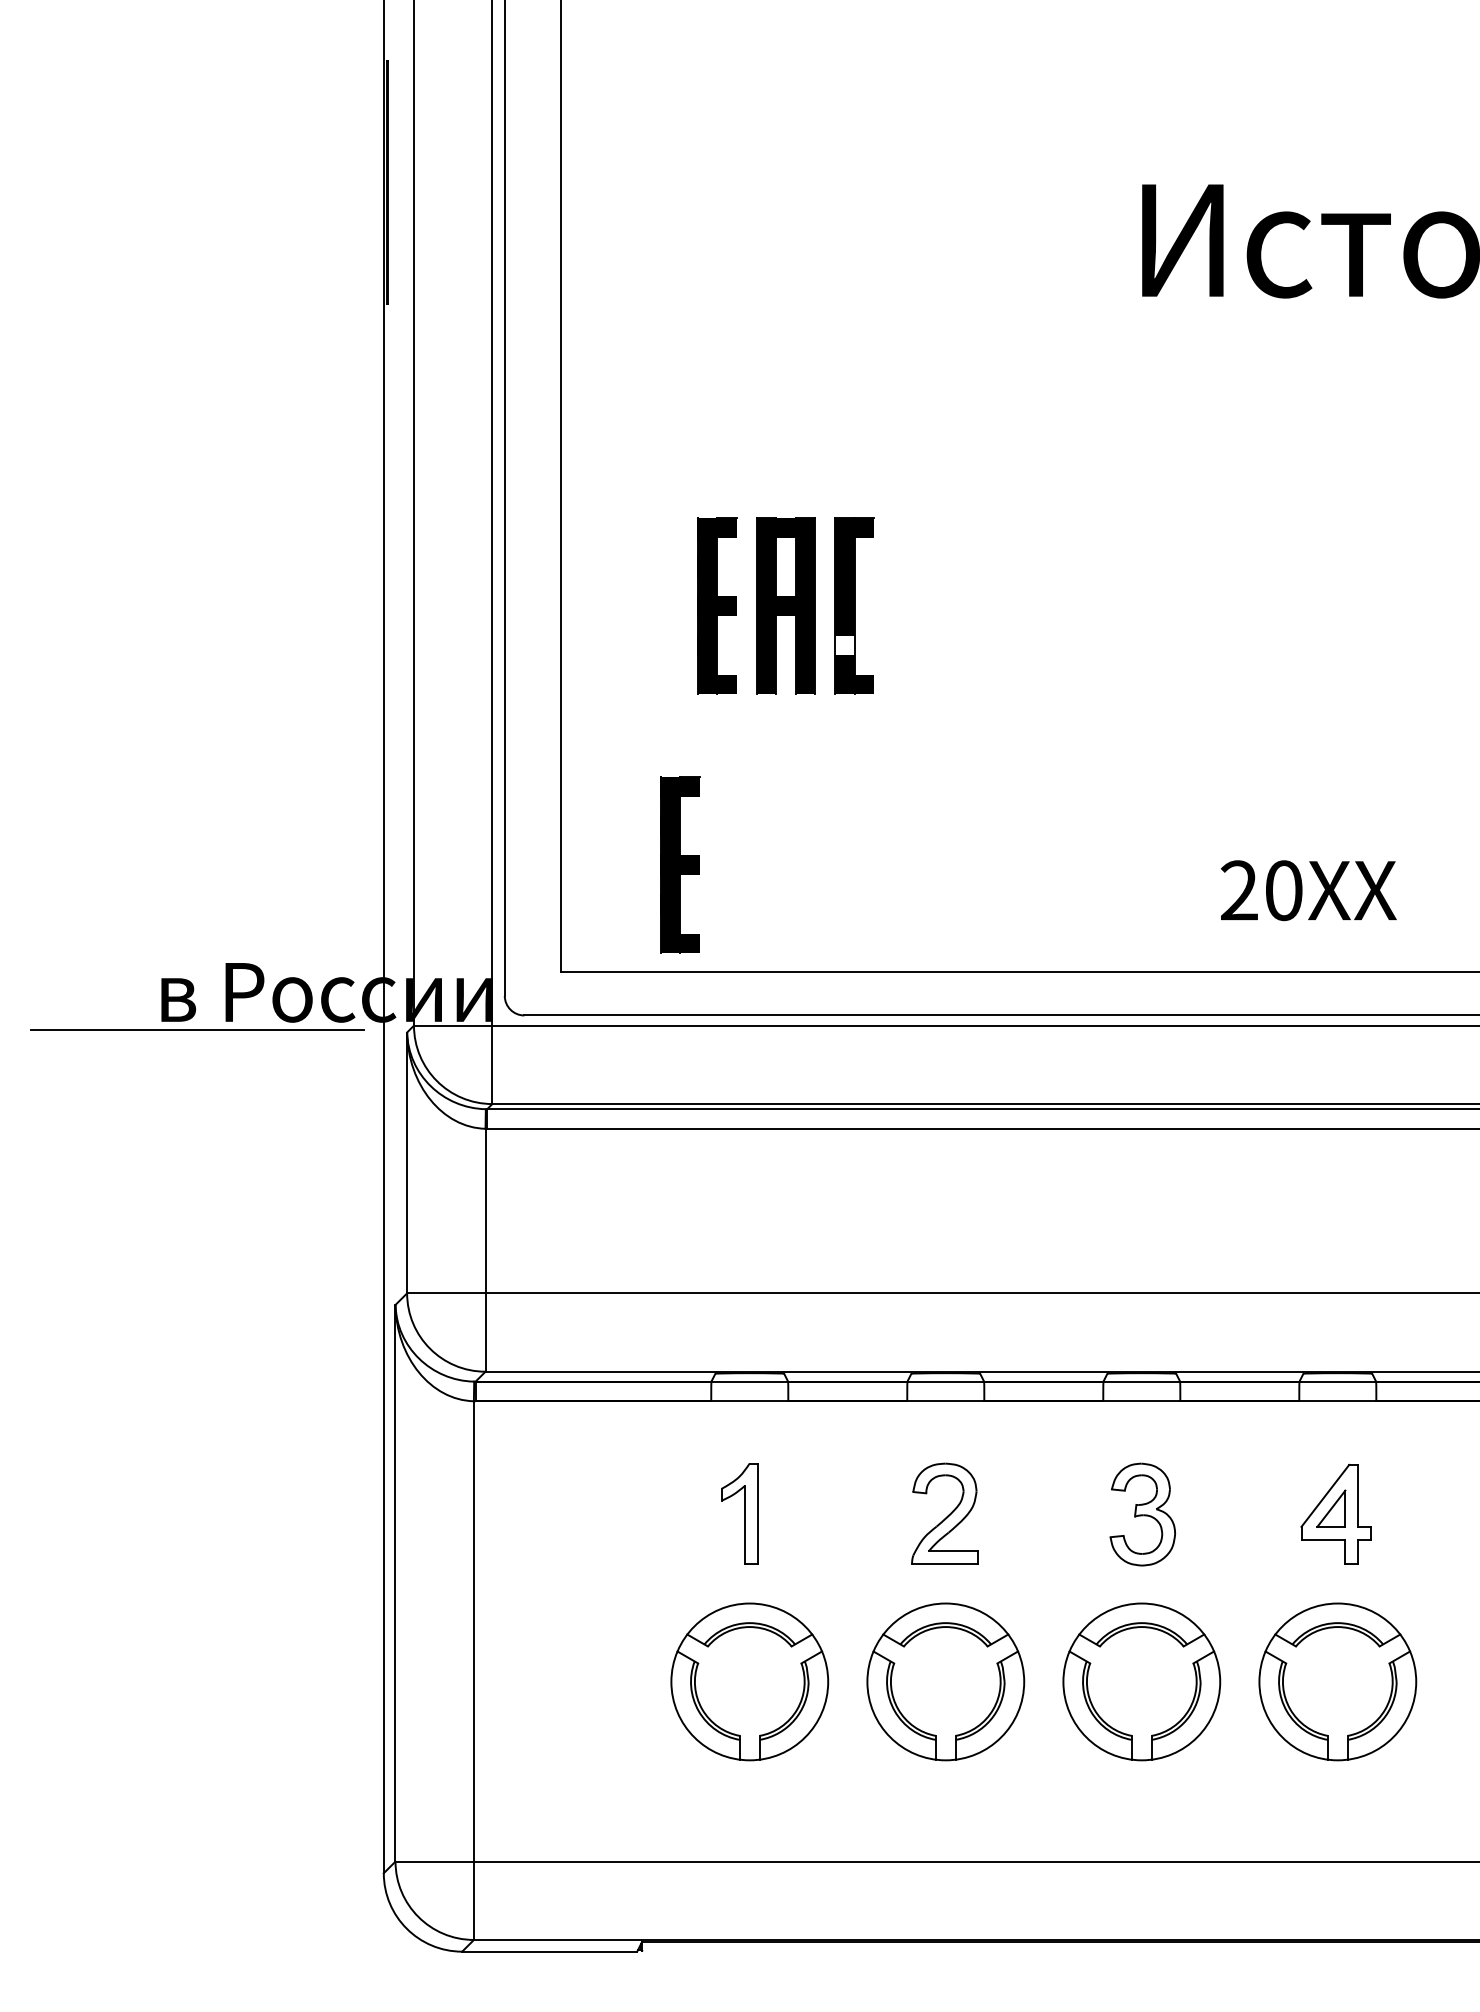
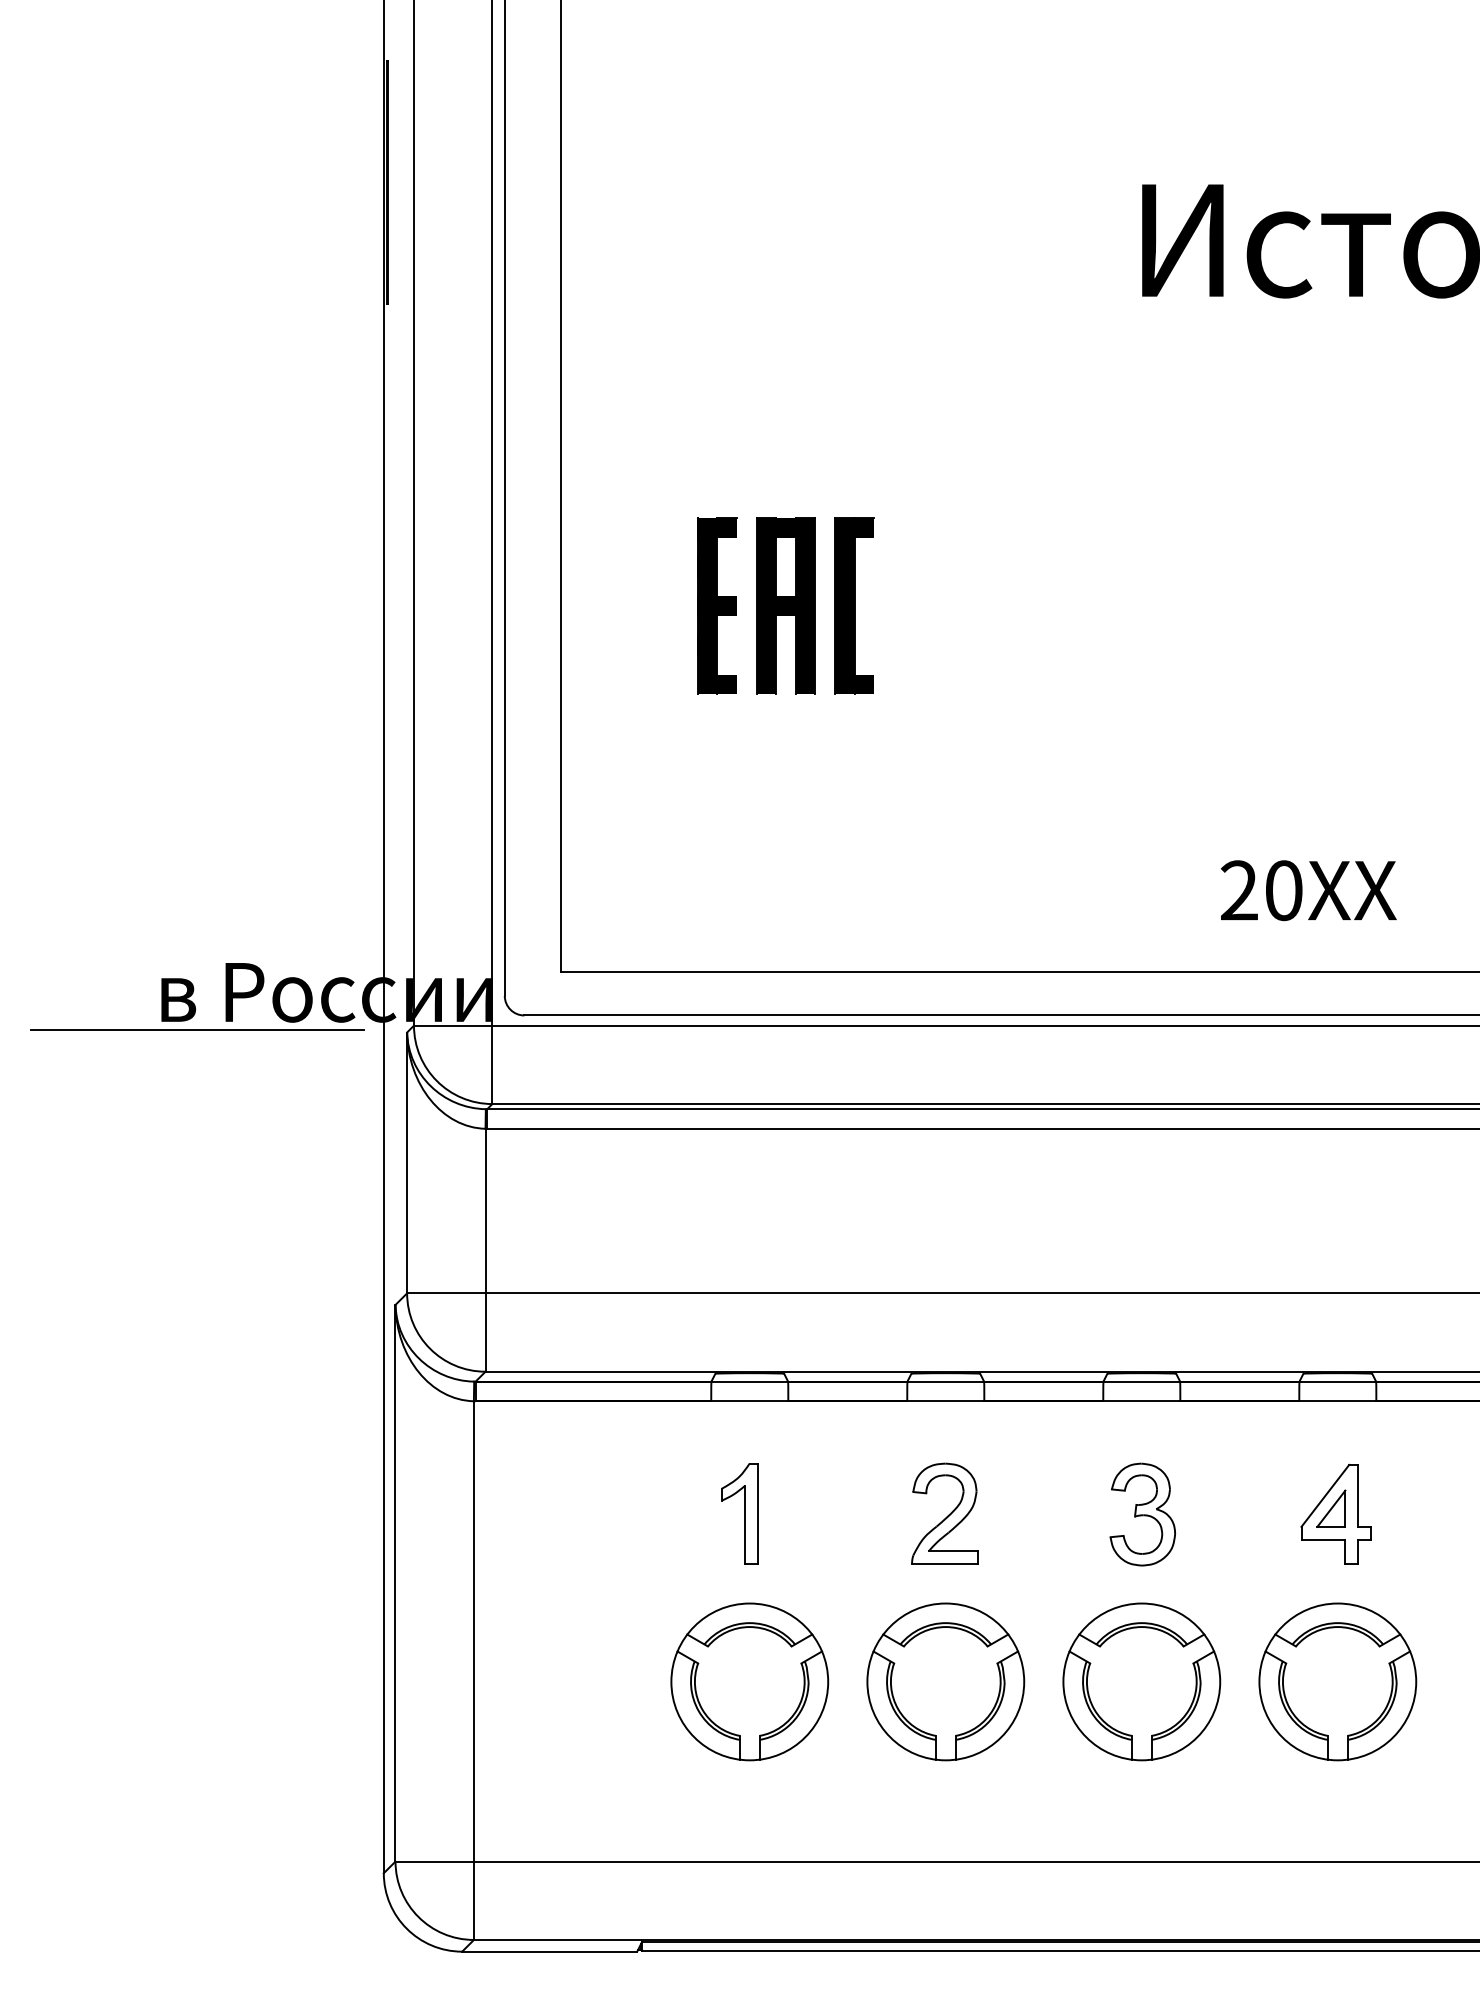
fill: none -> present (844, 645)
part: present -> none (680, 864)
line: none -> present (1059, 1950)
